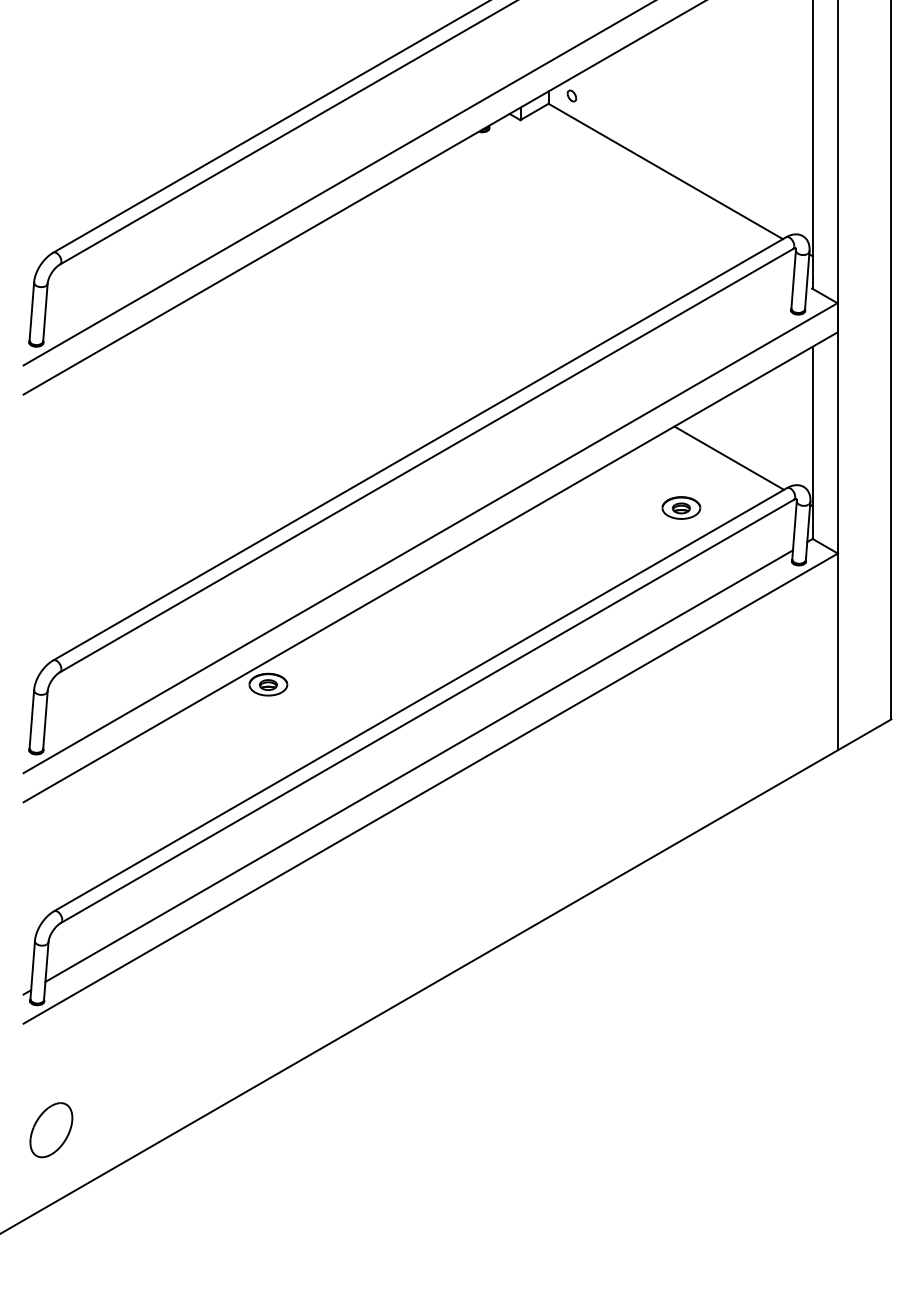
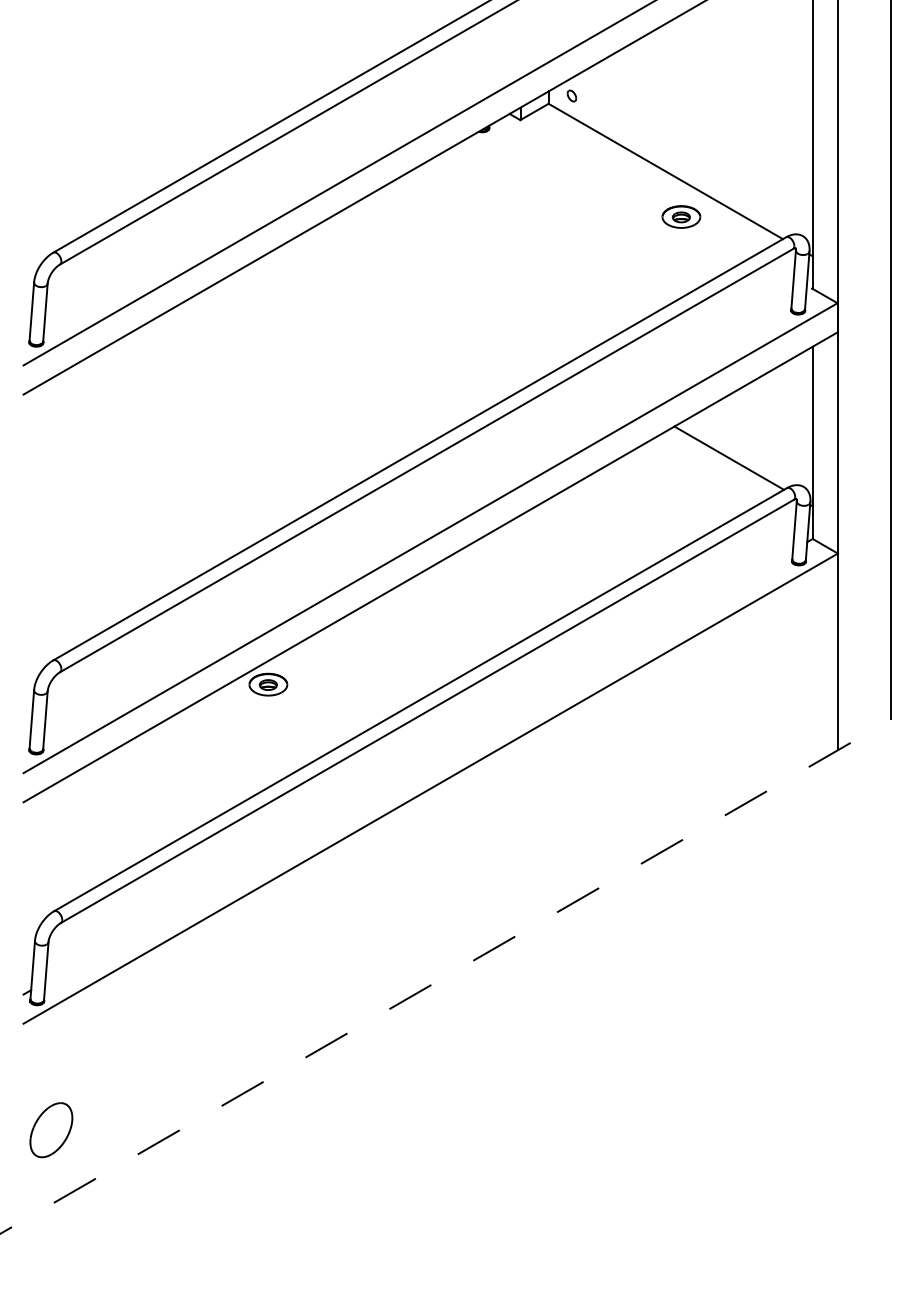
part position: (681, 507) -> (681, 216) (681, 216)
line: present -> none (418, 765)
line: solid -> dashed (446, 976)
